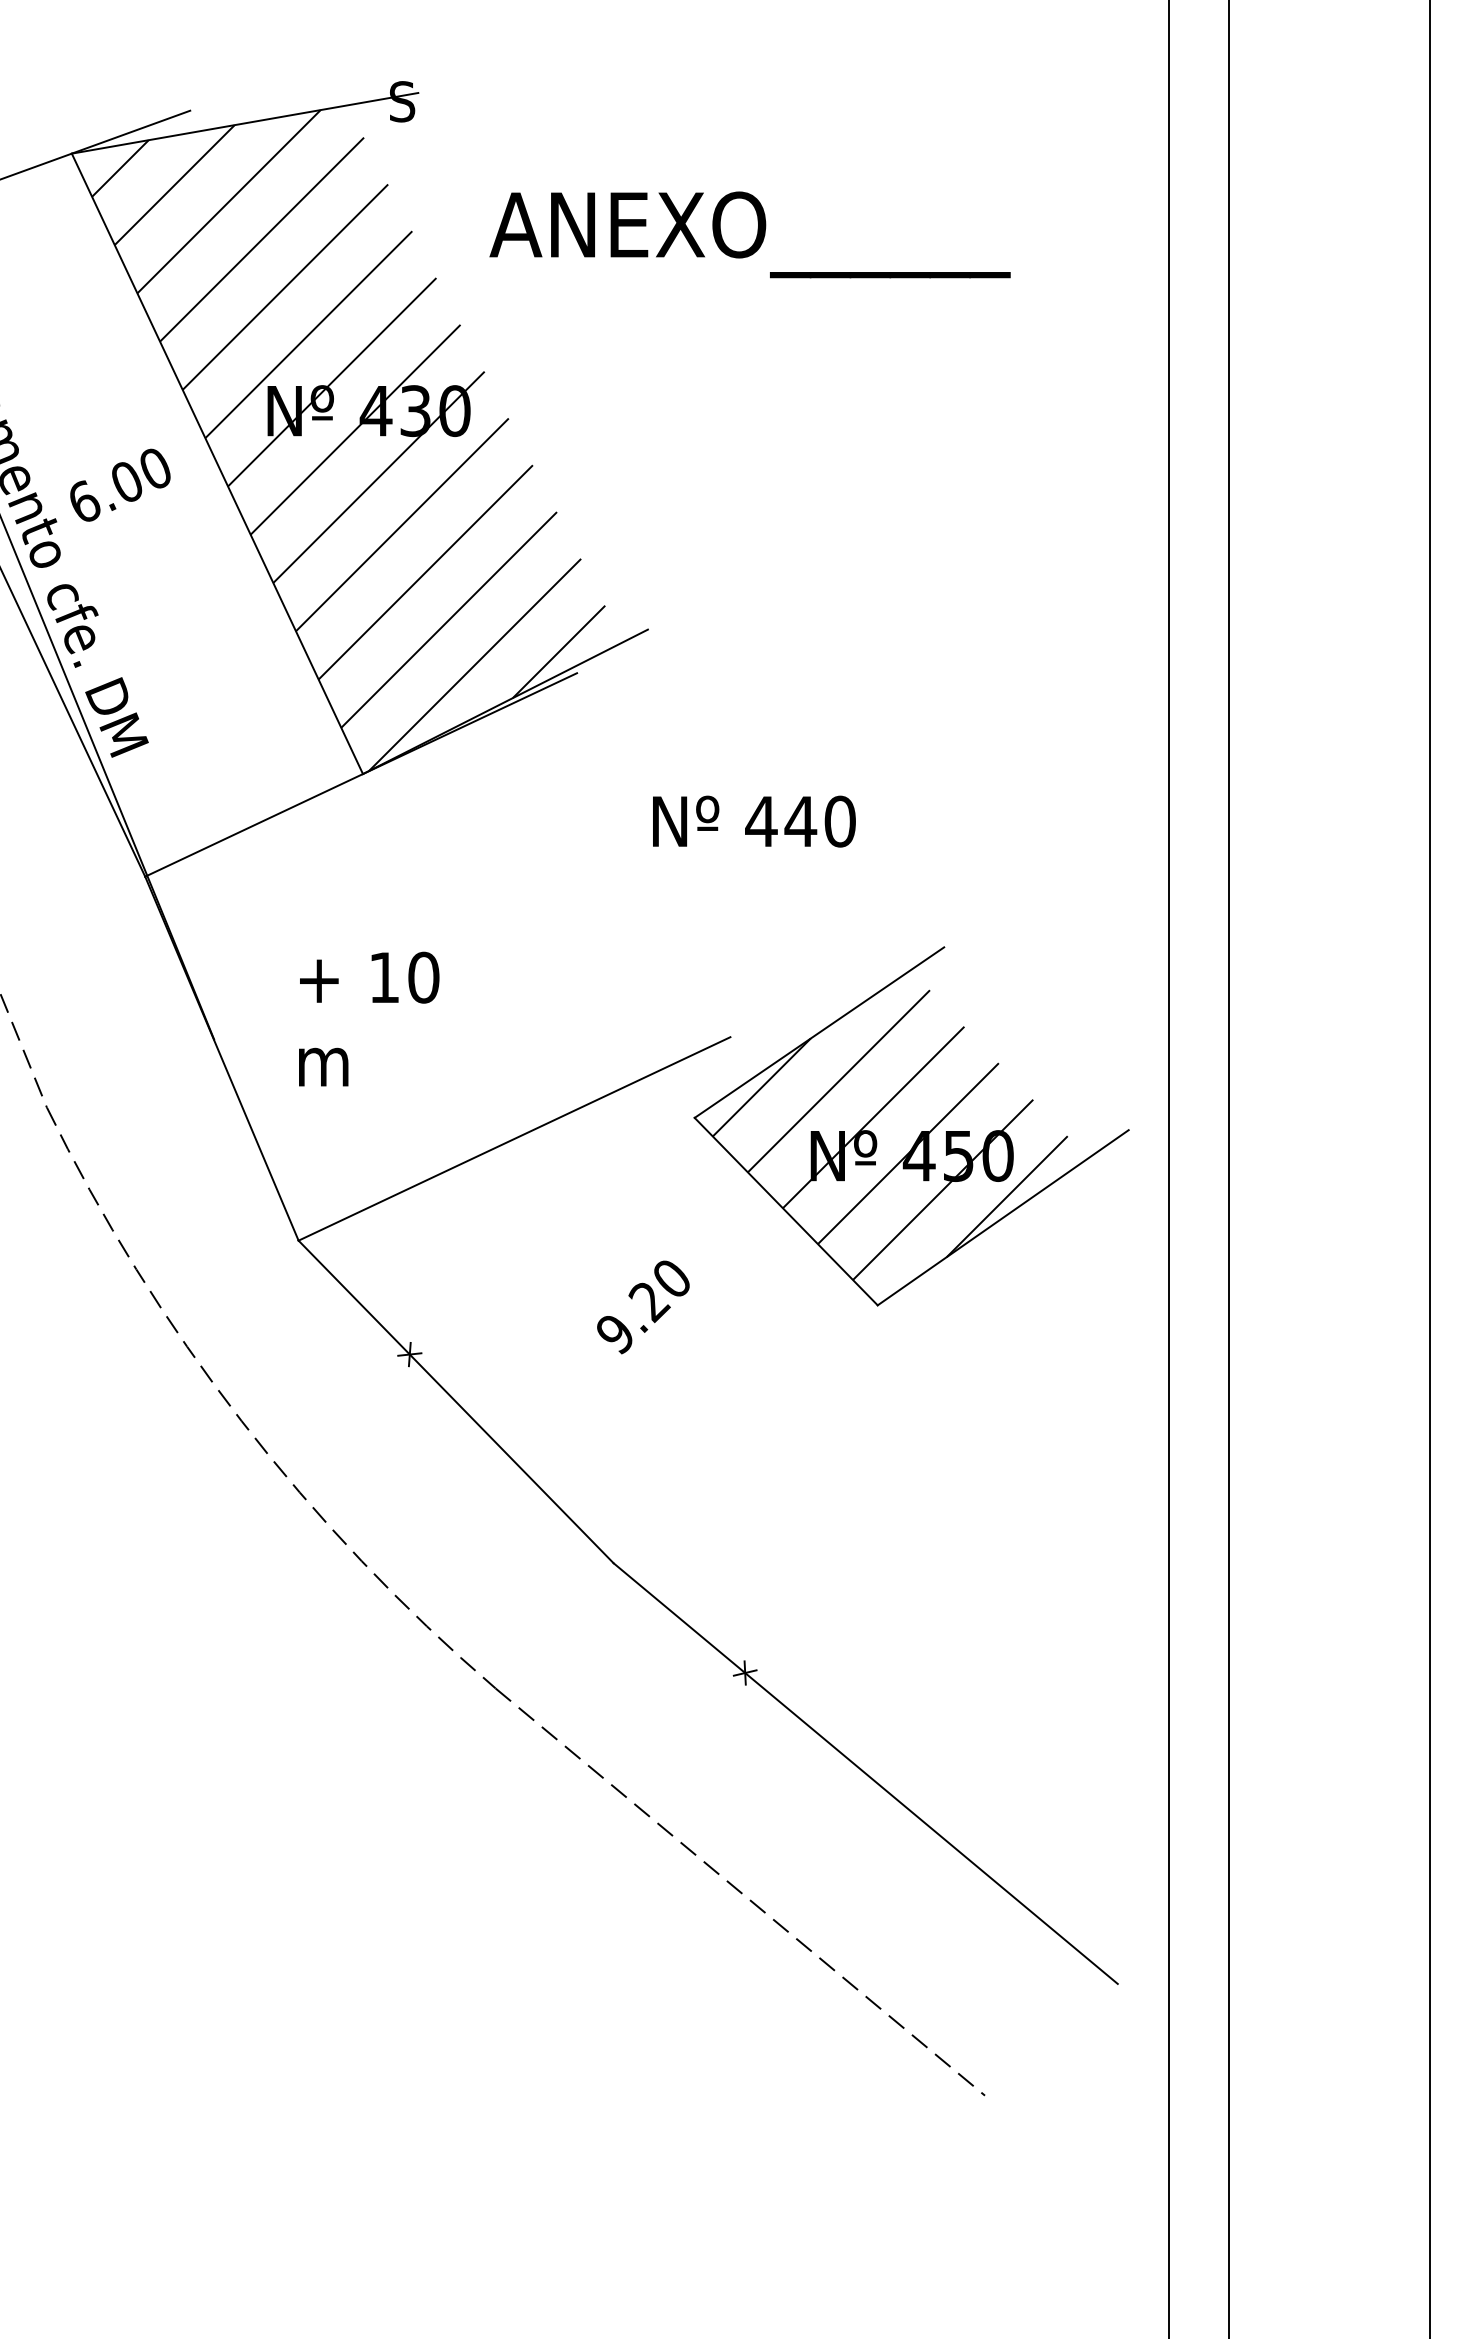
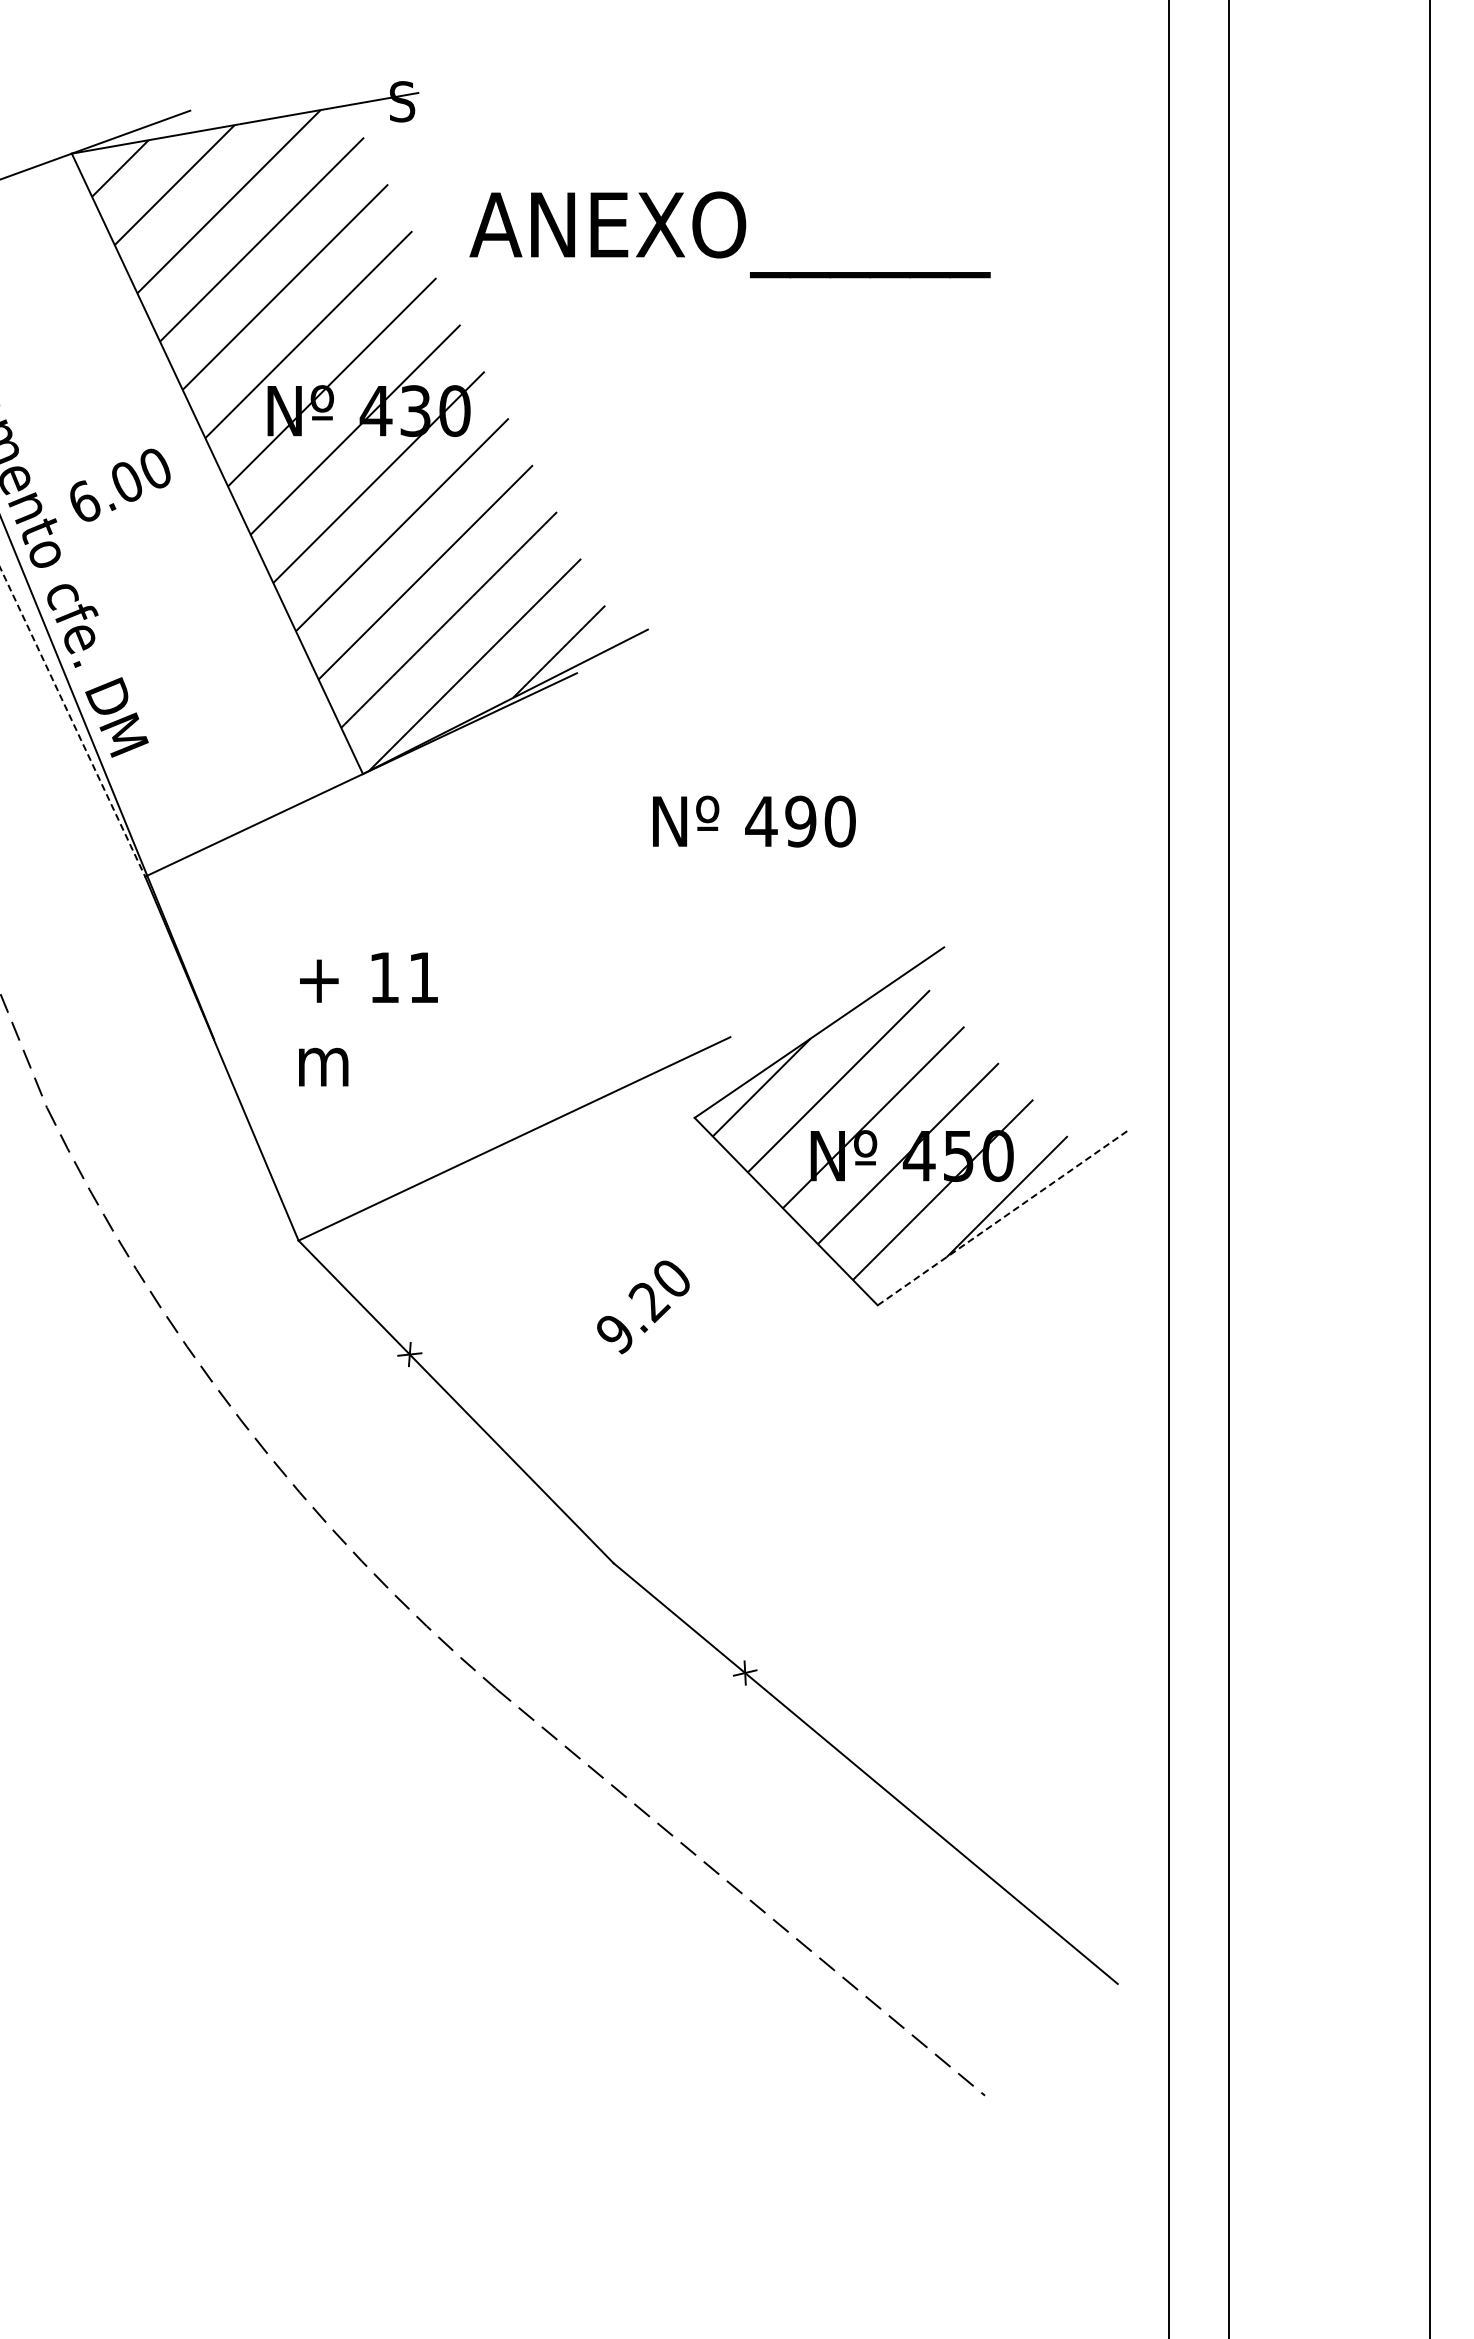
text position: (749, 234) -> (729, 234) (729, 234)
line: solid -> dashed (73, 722)
text: 440 -> 490 (800, 821)
text: 10 -> 11 (423, 977)
line: solid -> dashed (1003, 1217)
